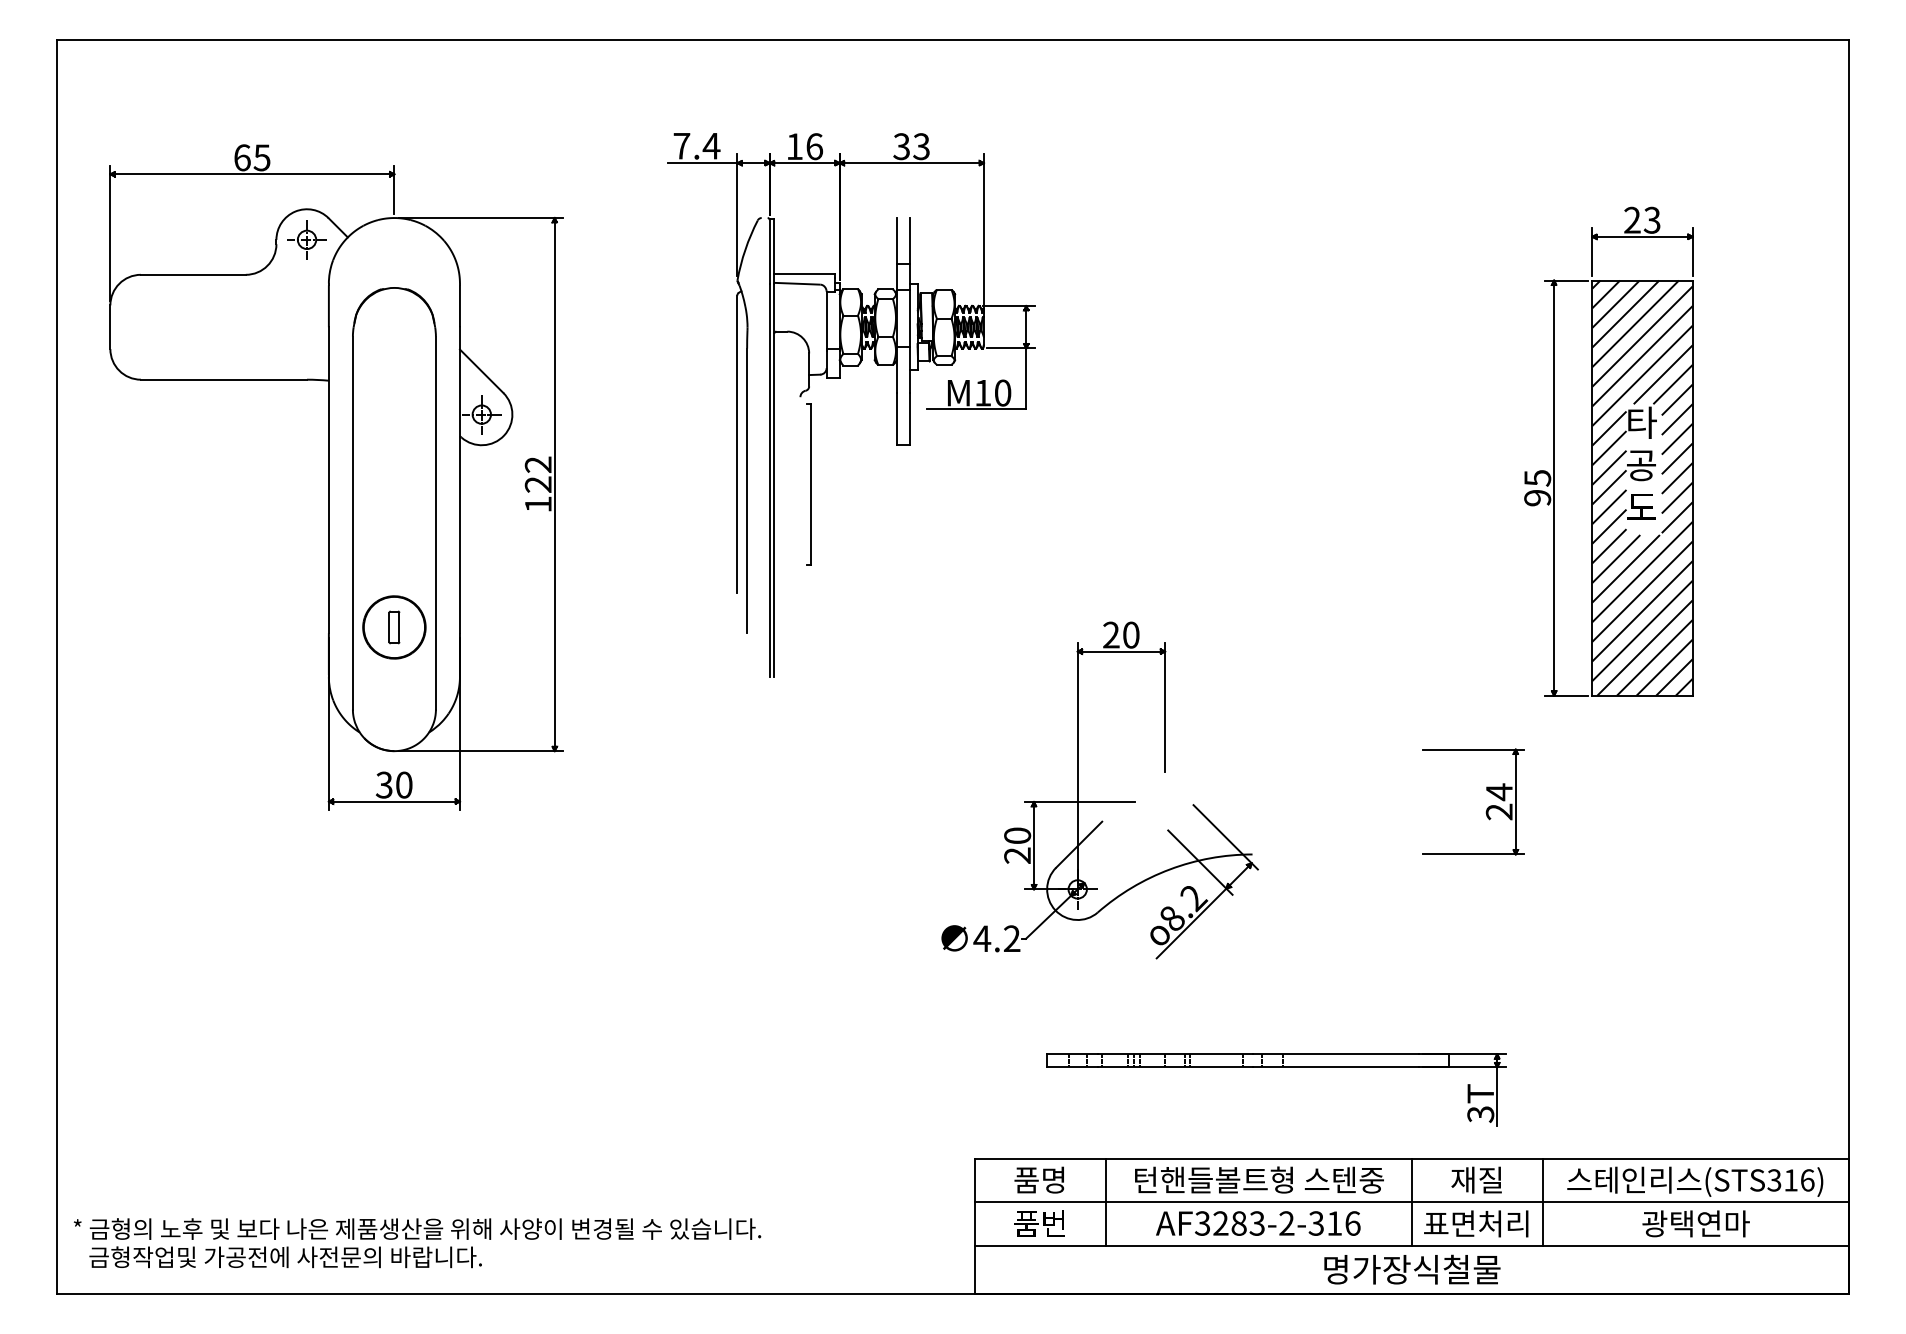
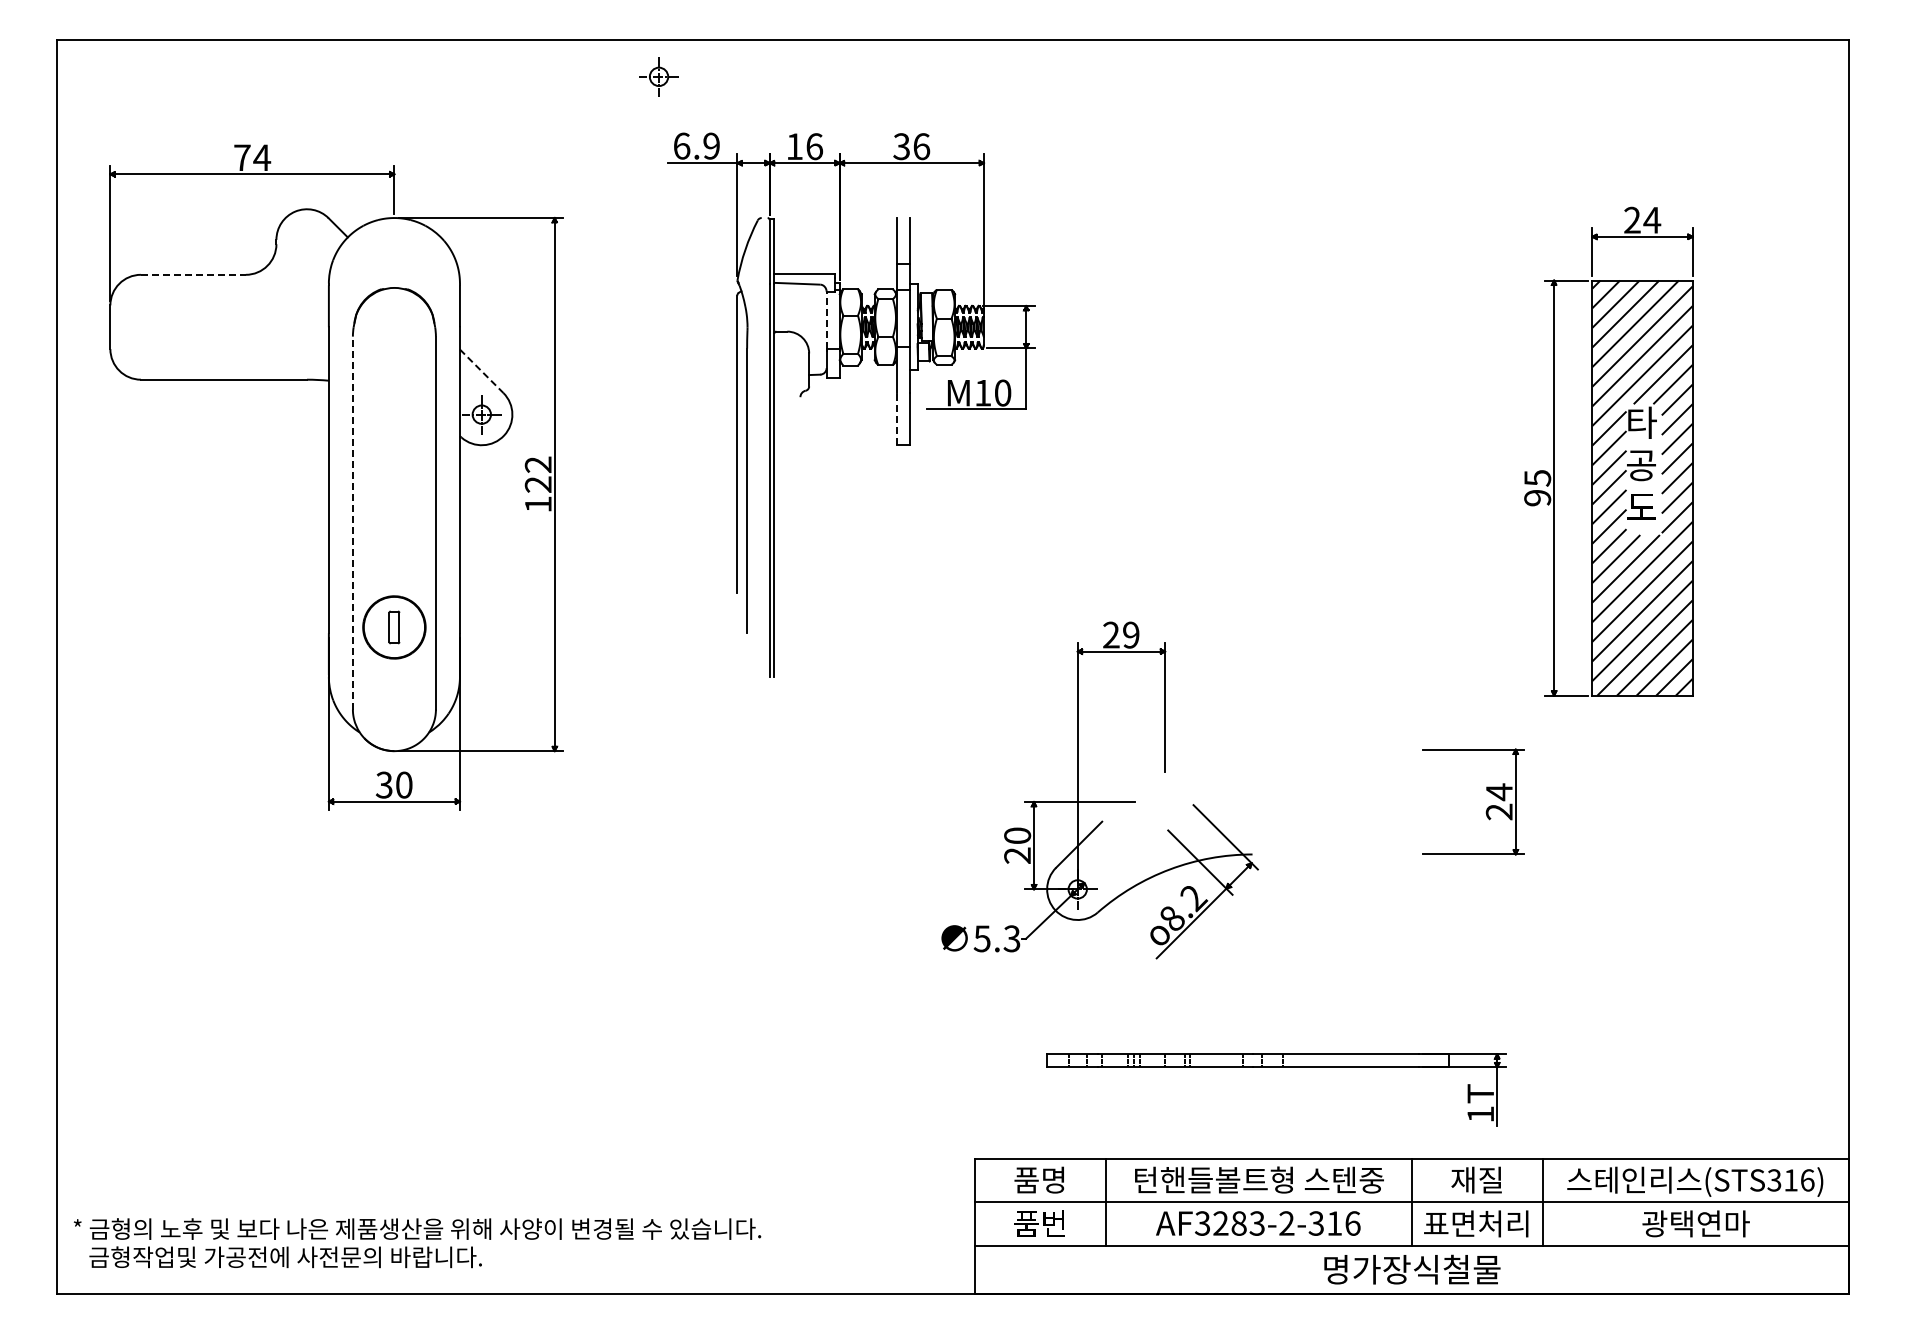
text: 7.4 -> 6.9 (696, 145)
text: 33 -> 36 (921, 146)
text: 65 -> 74 (252, 157)
text: 23 -> 24 (1652, 219)
part position: (306, 239) -> (658, 76) (658, 76)
line: solid -> dashed (193, 274)
line: solid -> dashed (826, 320)
line: solid -> dashed (481, 371)
line: solid -> dashed (896, 418)
part: present -> none (808, 484)
line: solid -> dashed (352, 522)
text: 20 -> 29 (1131, 634)
text: 4.2 -> 5.3 (996, 938)
text: 3T -> 1T (1480, 1114)
